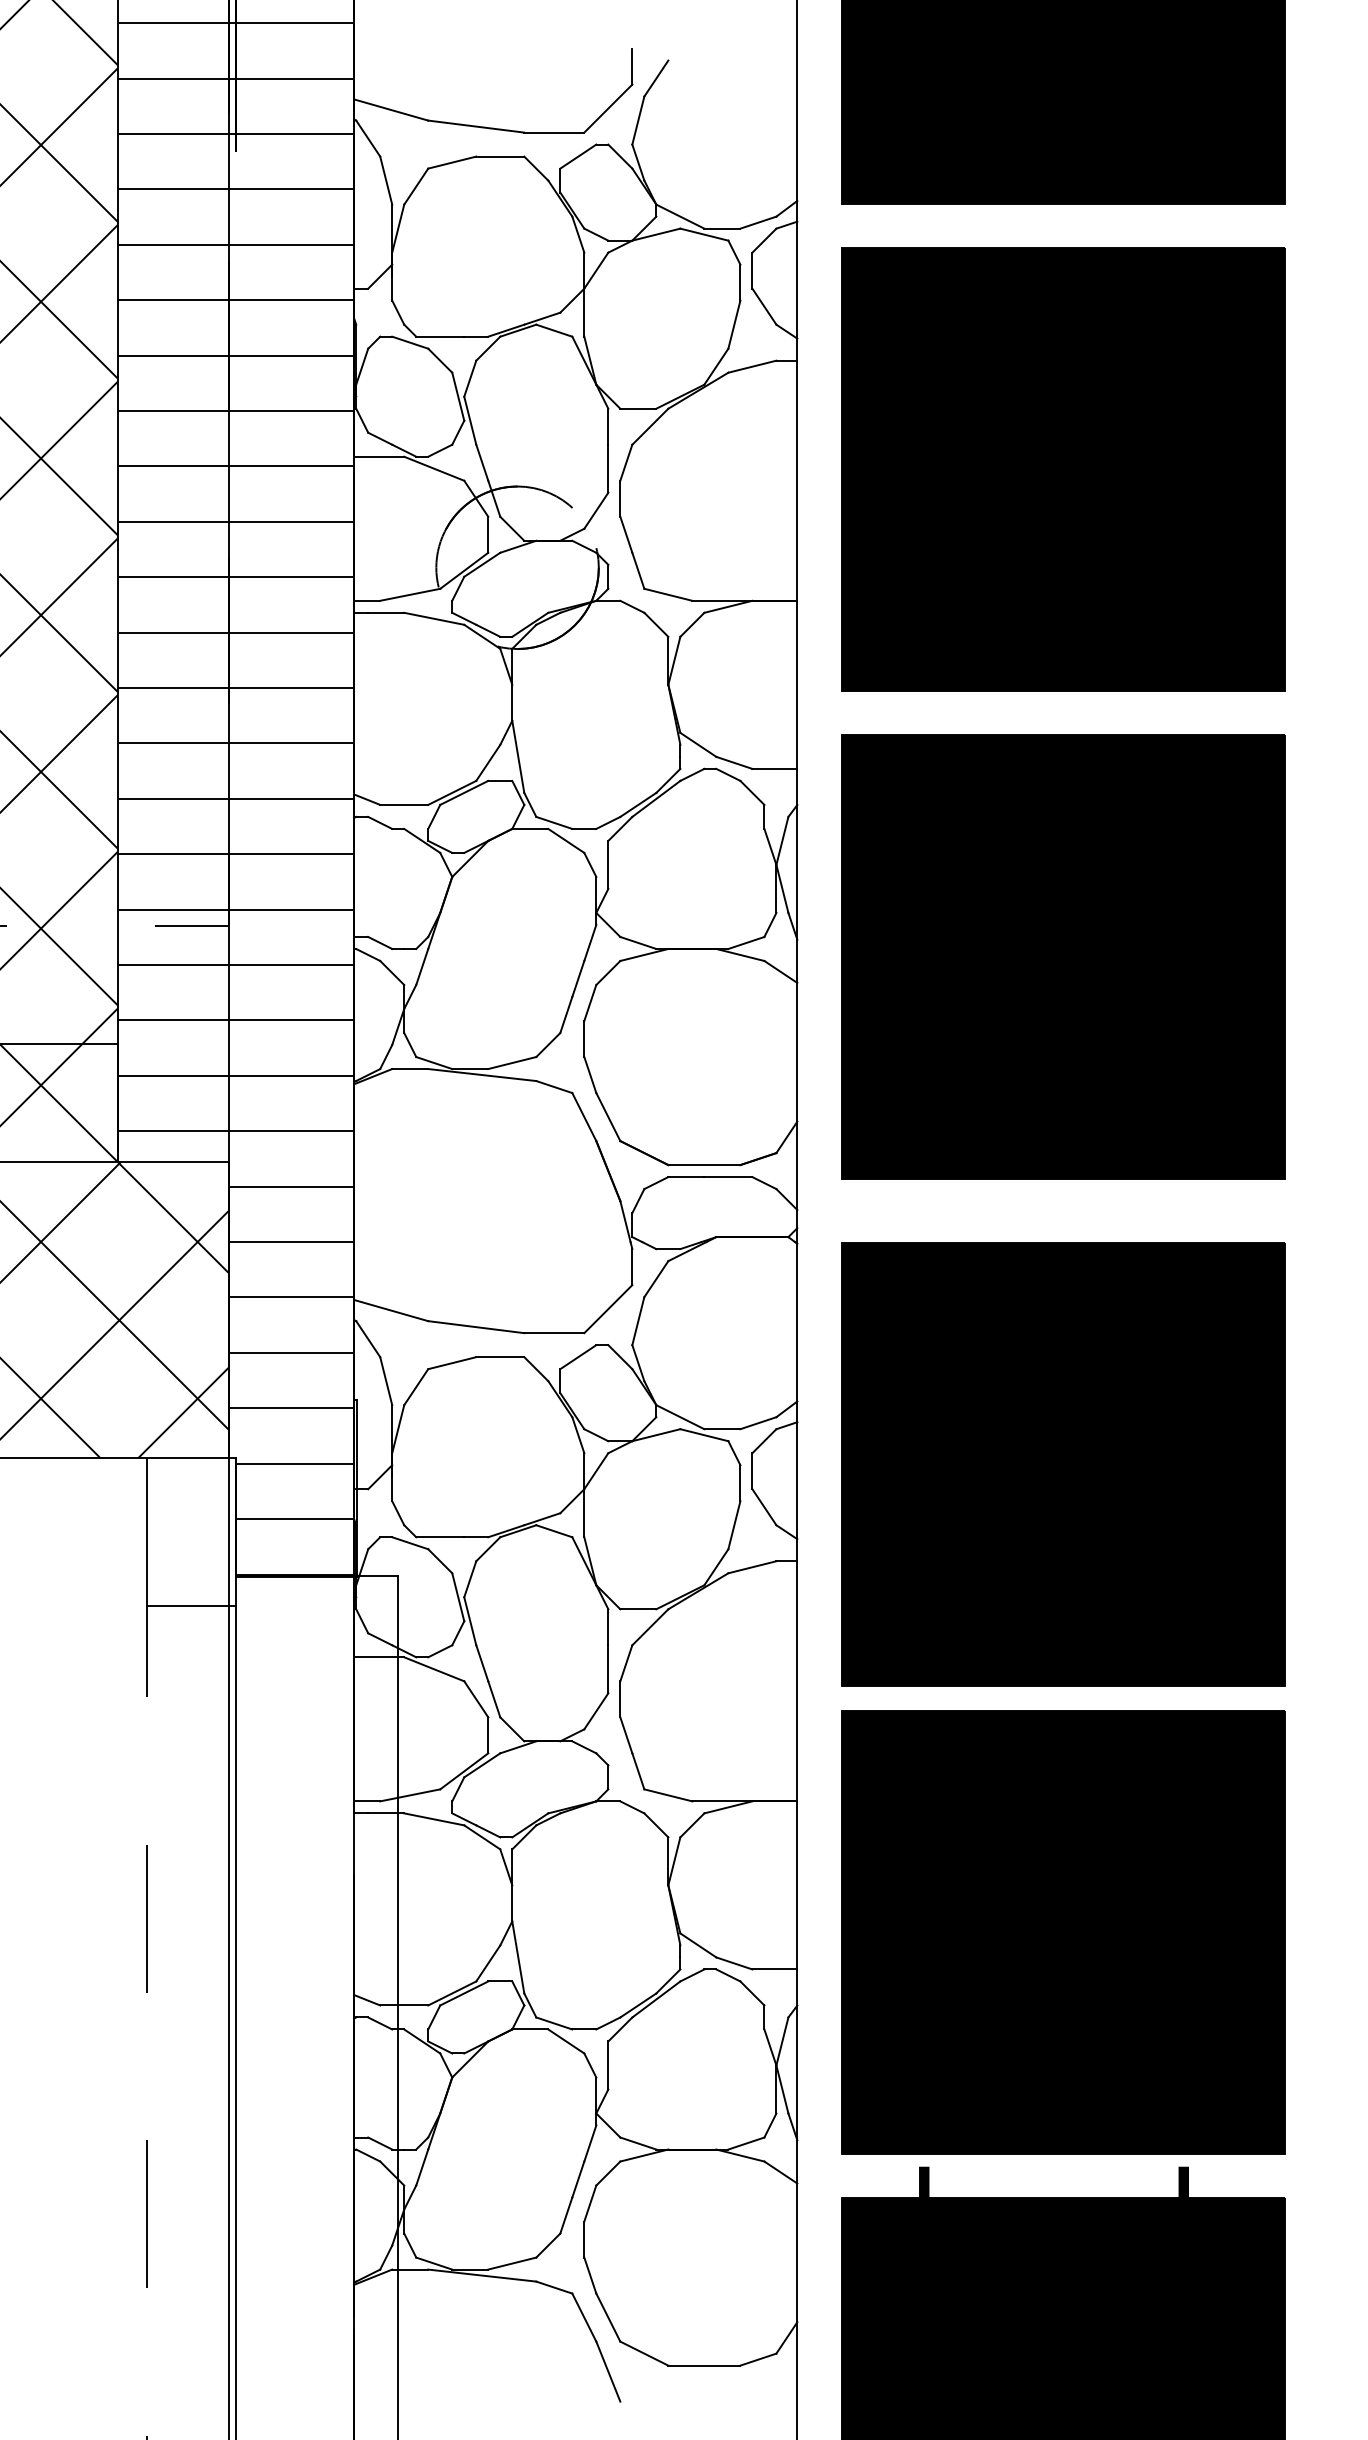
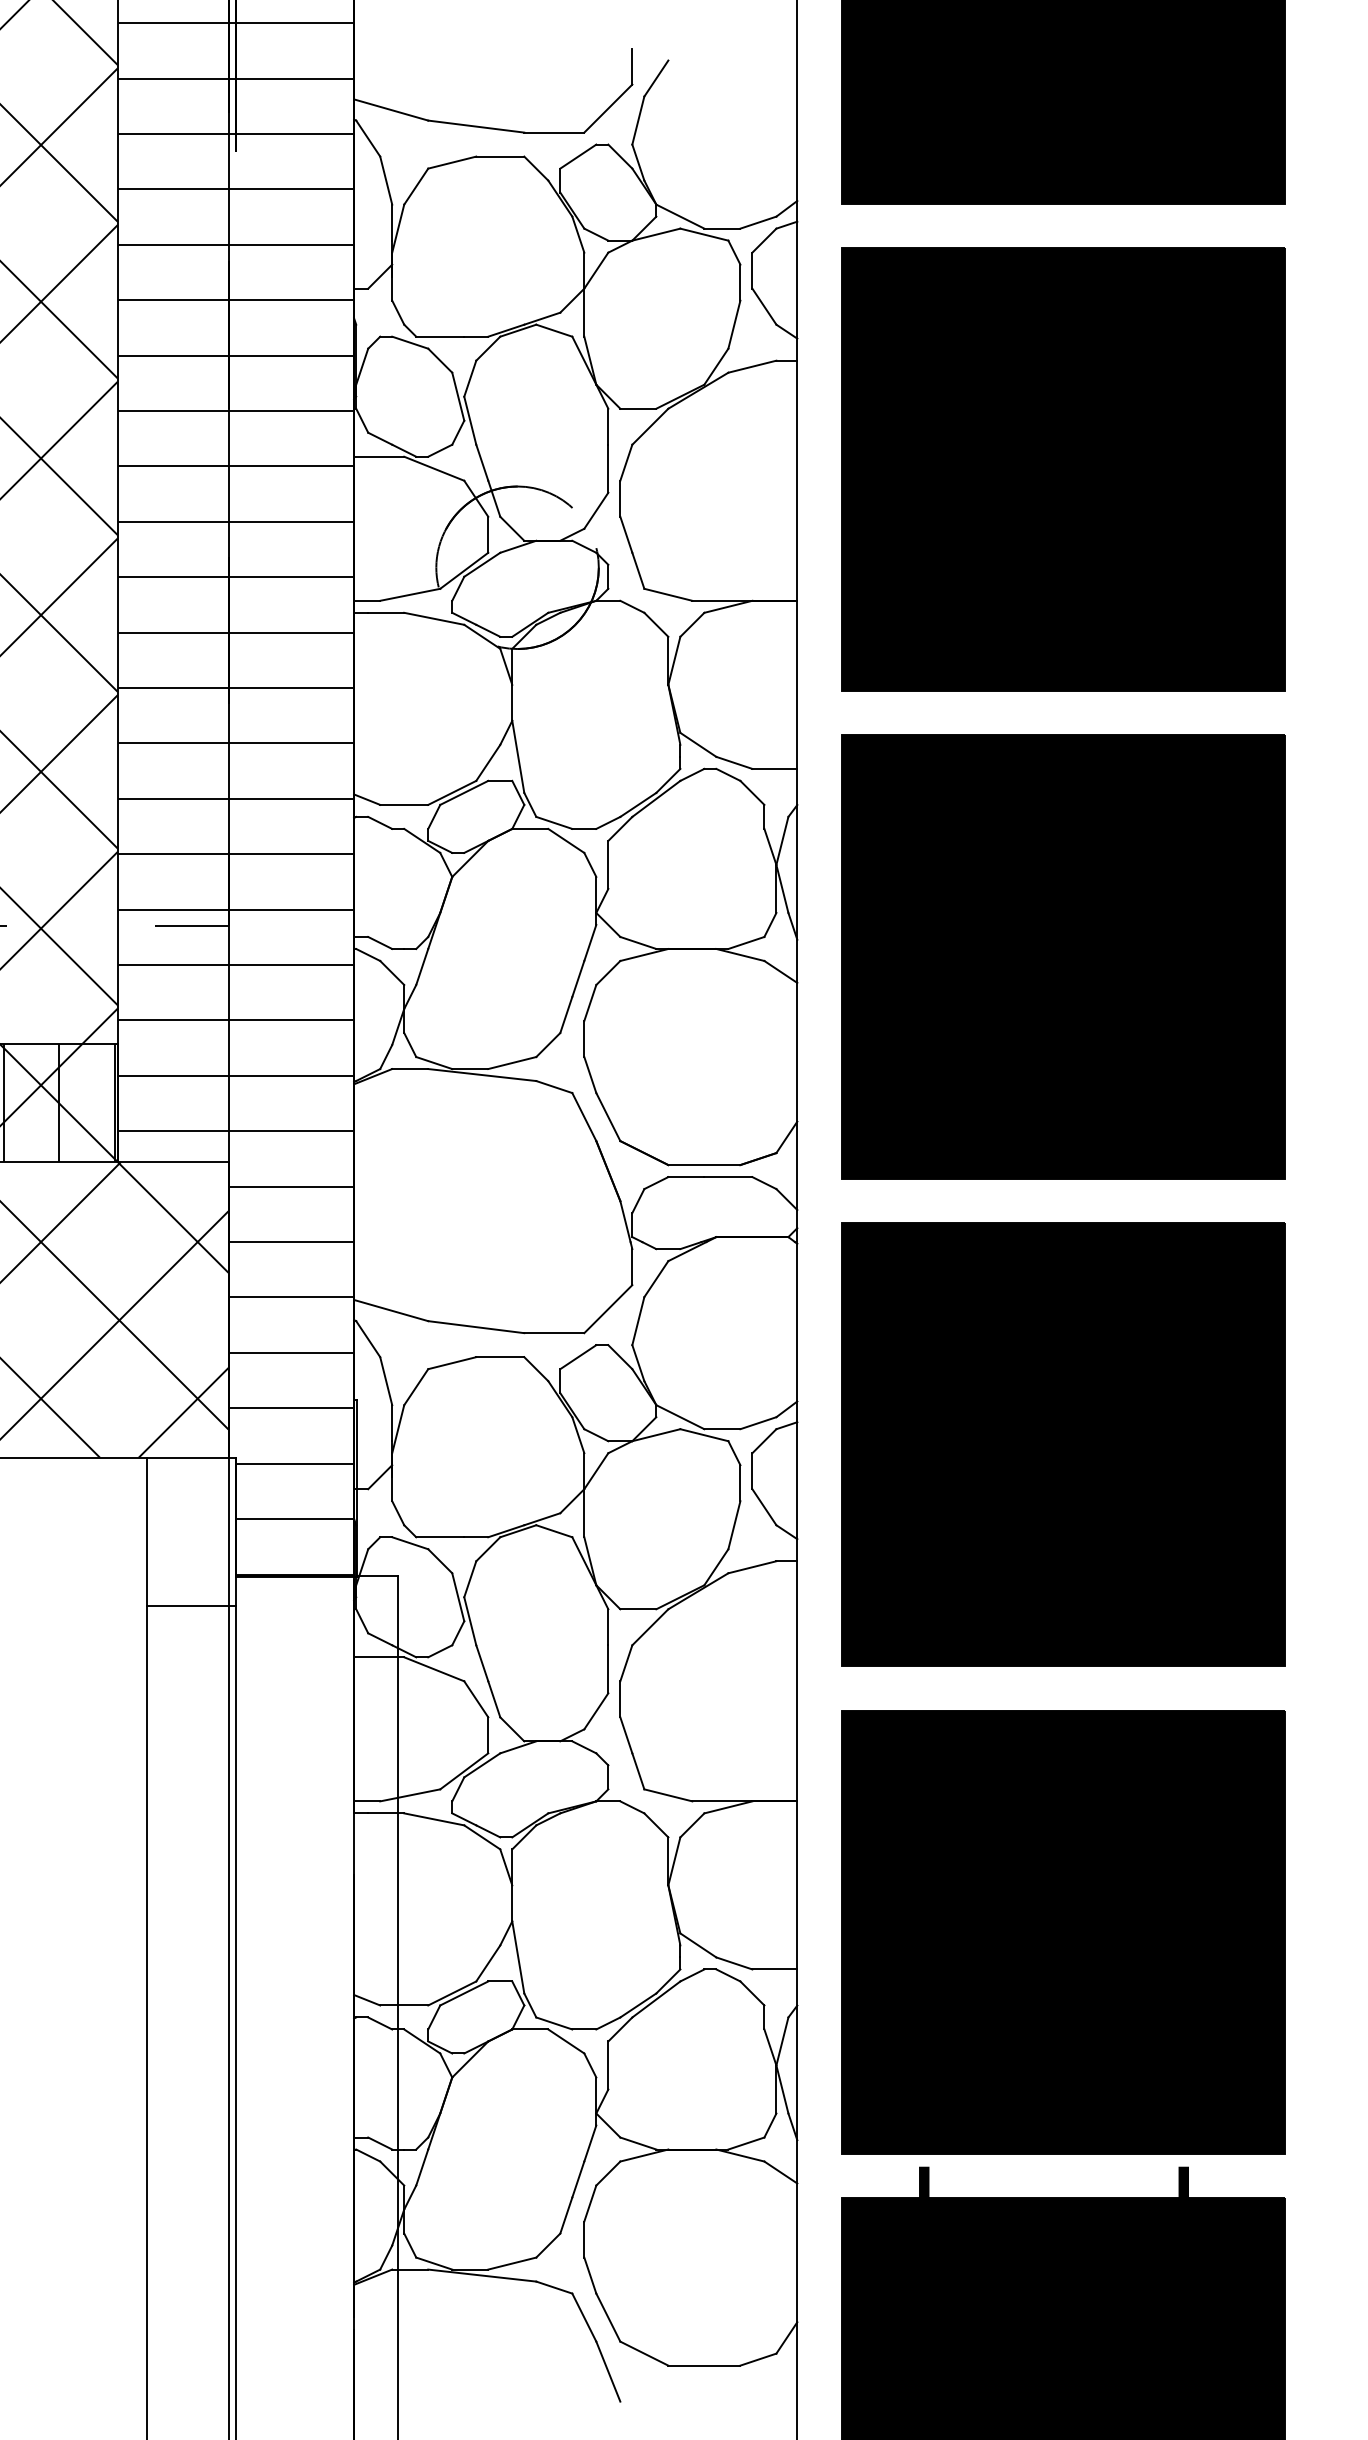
hatch: none -> present (58, 1103)
part position: (1063, 1464) -> (1063, 1444) (1063, 1444)
line: dashed -> solid (147, 2022)
